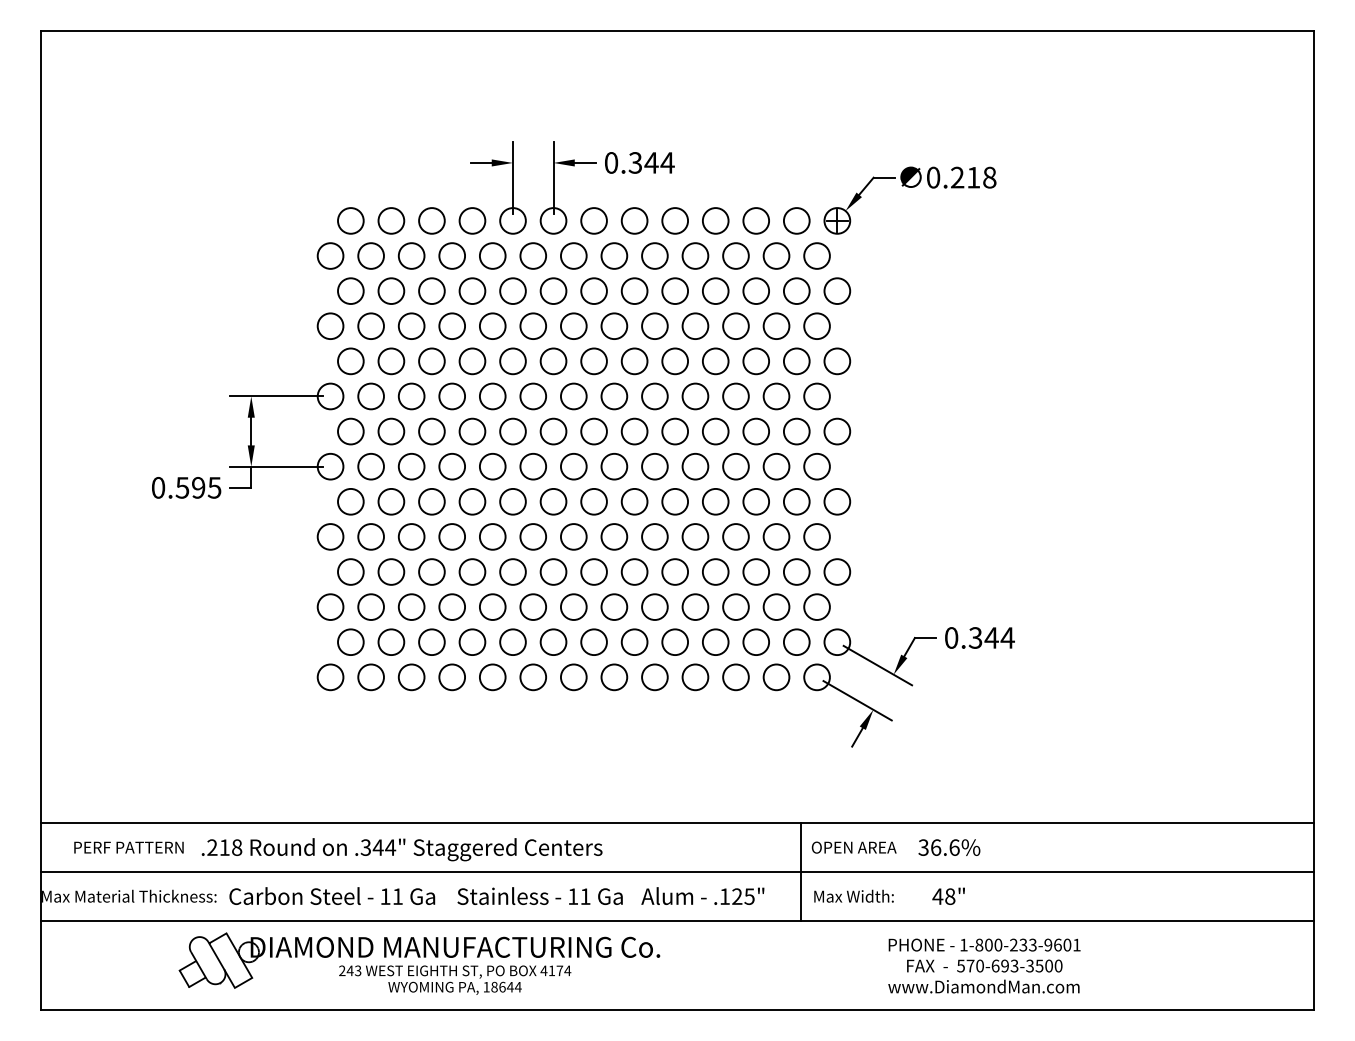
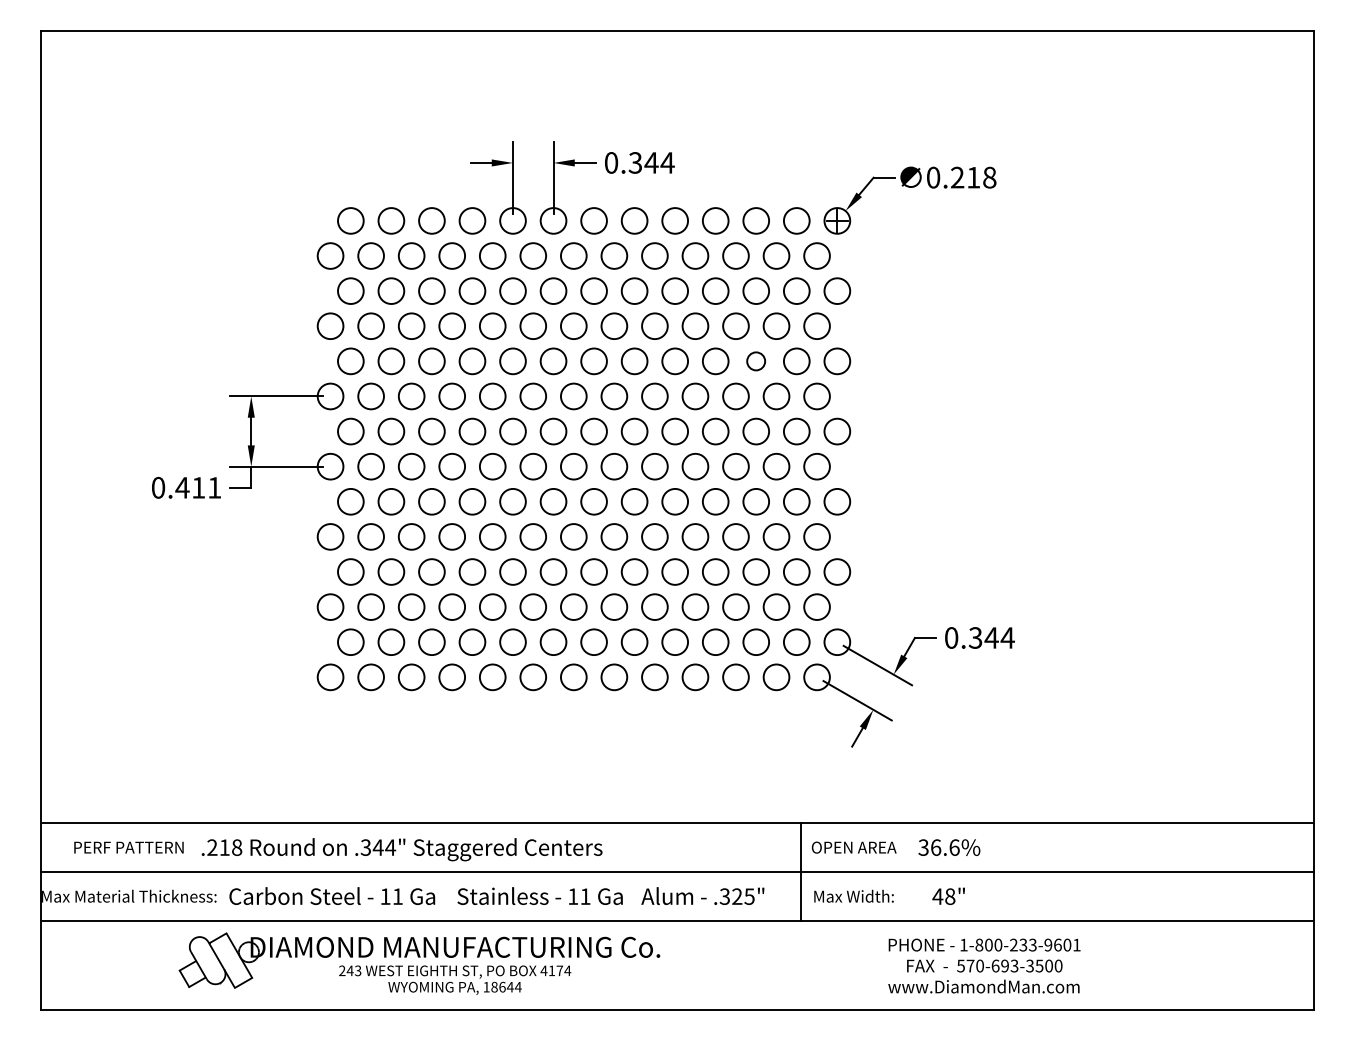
circle size: 28x29 px -> 20x21 px (755, 361)
text: 0.595 -> 0.411 (198, 487)
text: .125" -> .325" (724, 896)
